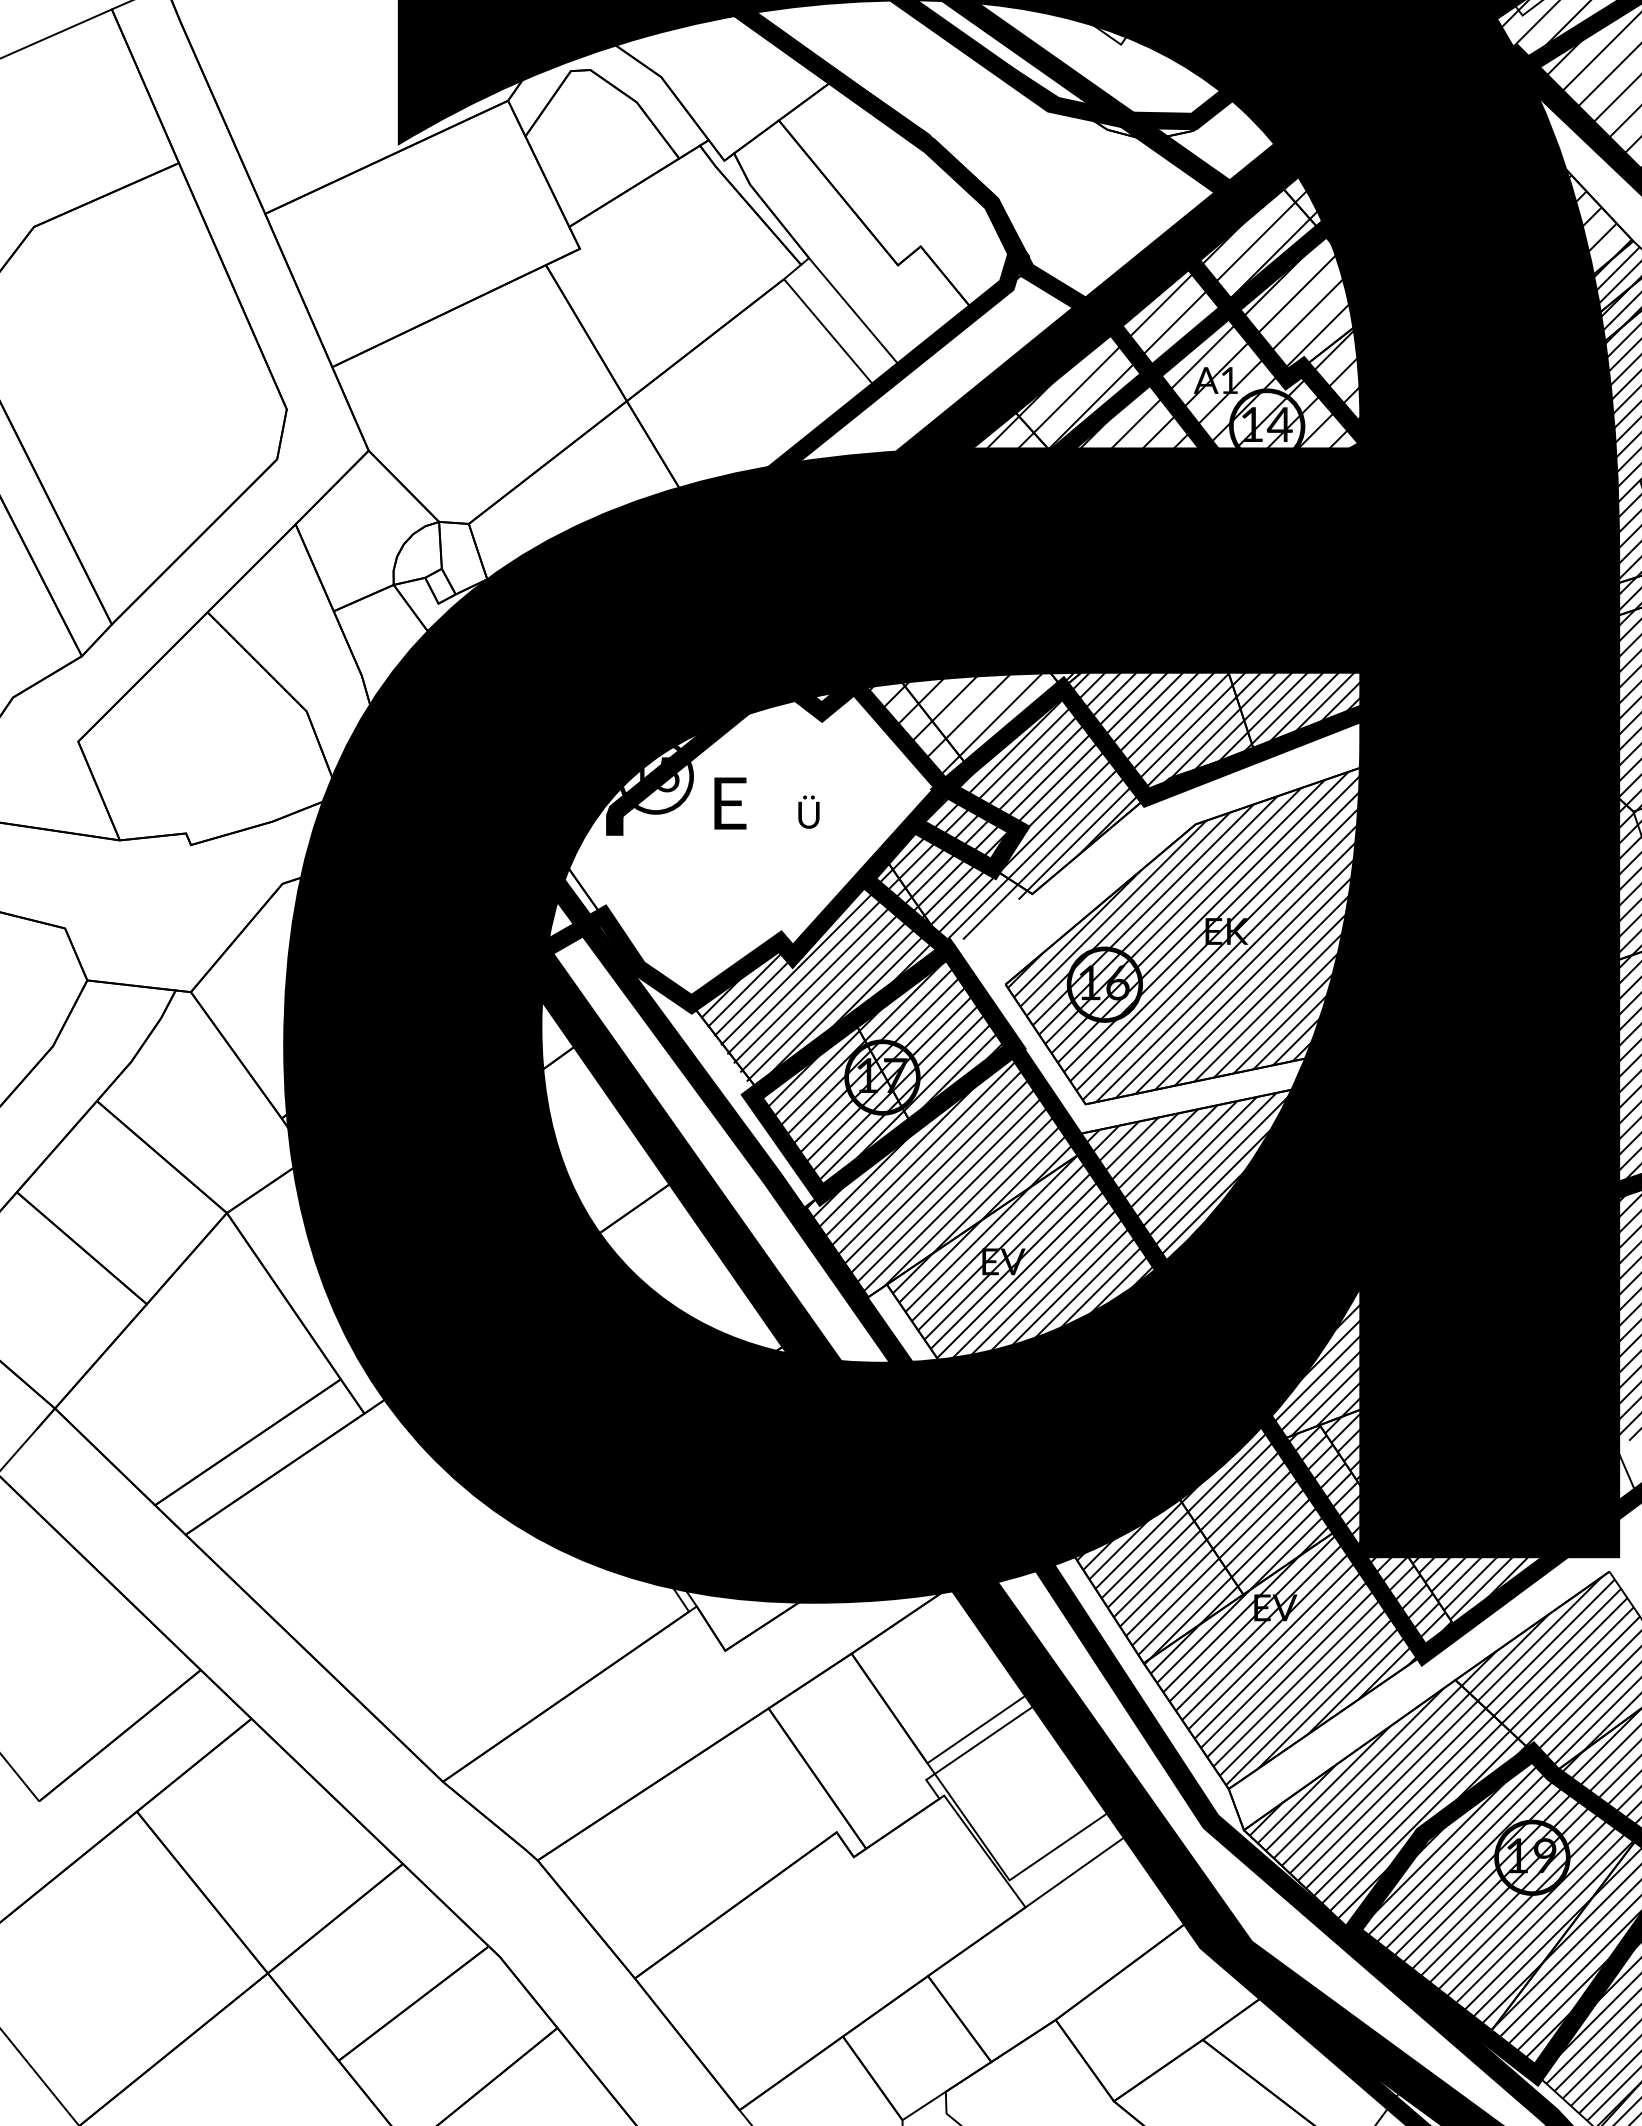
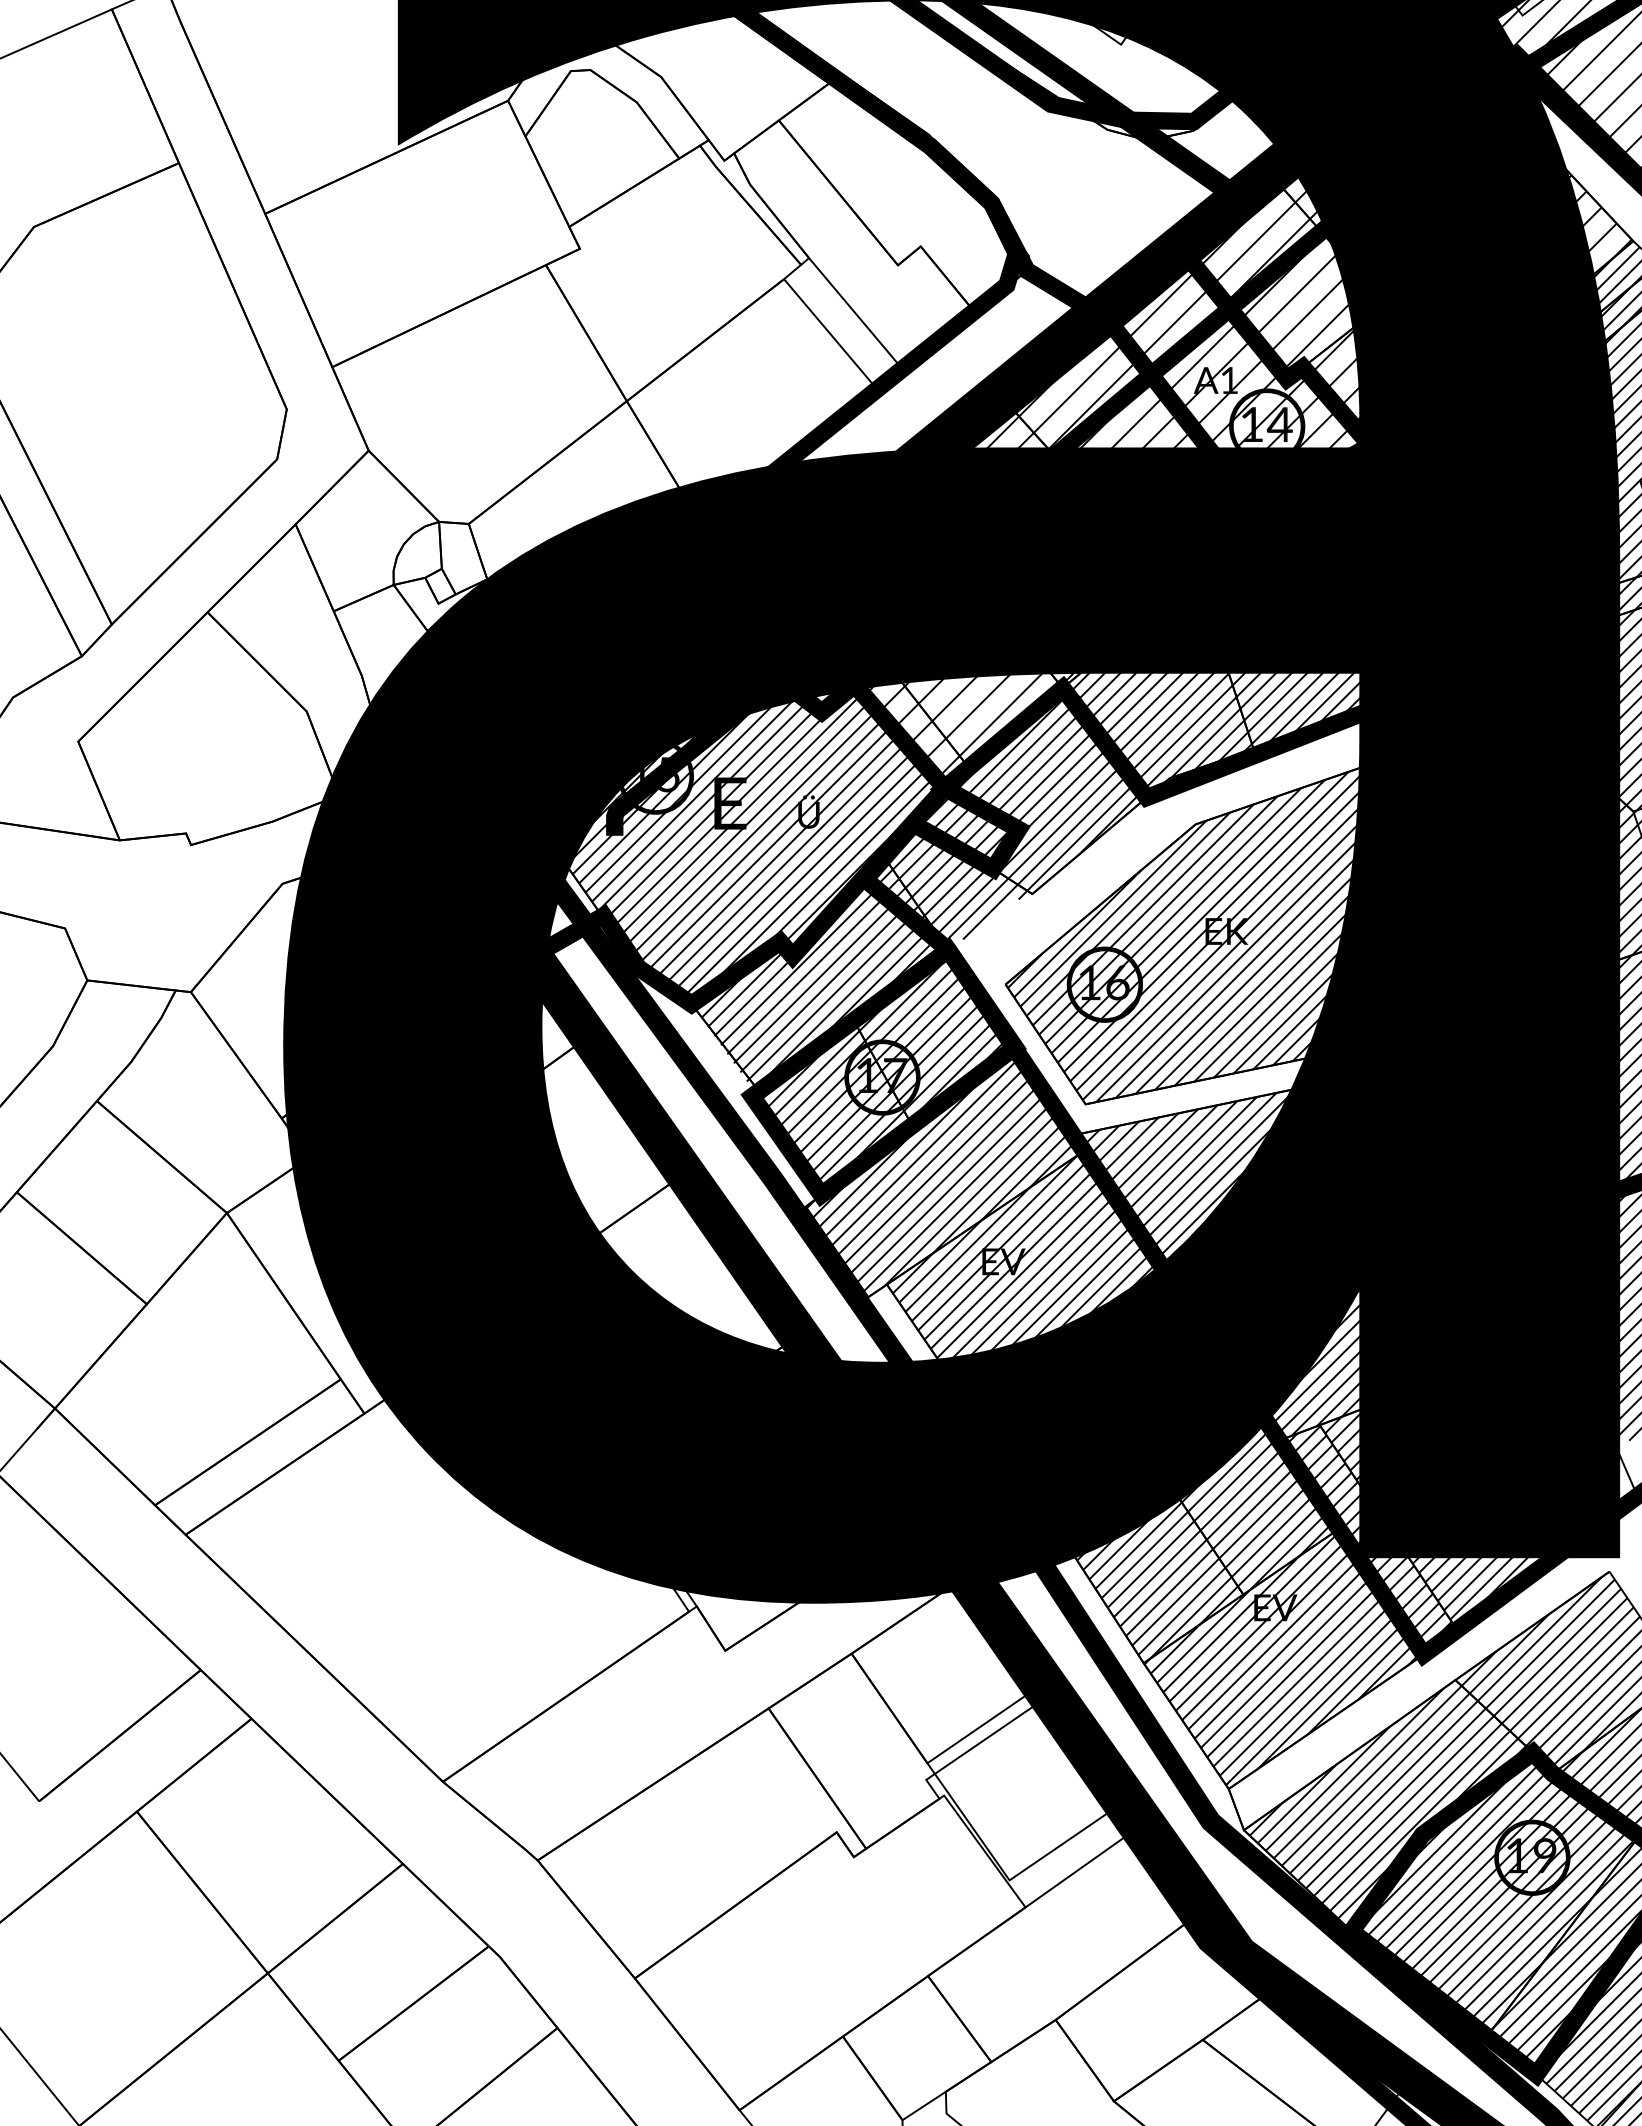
hatch: none -> present (732, 809)
